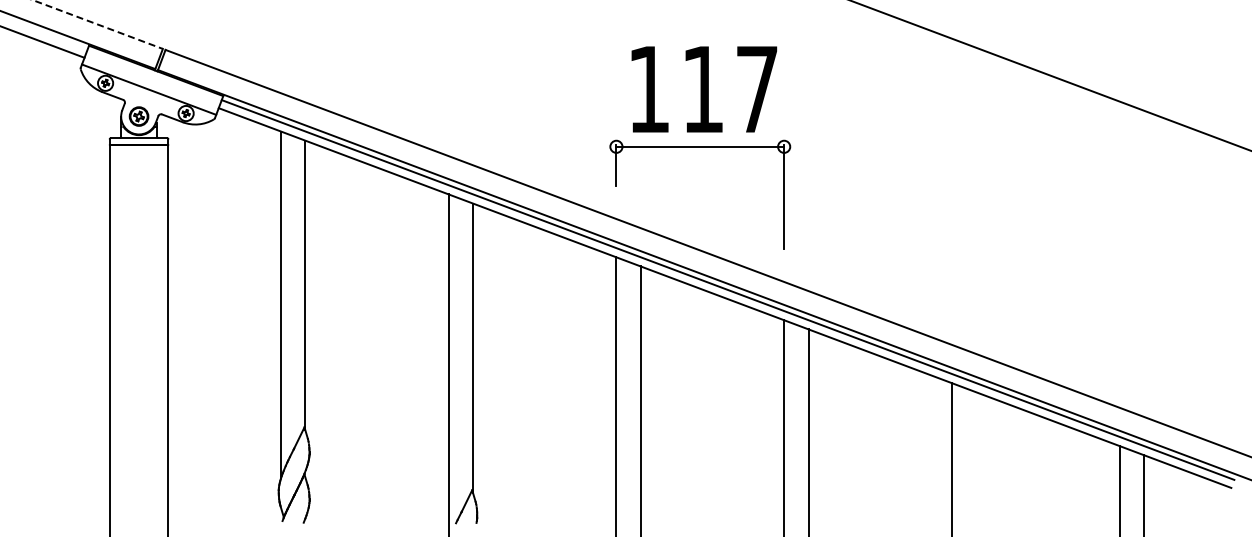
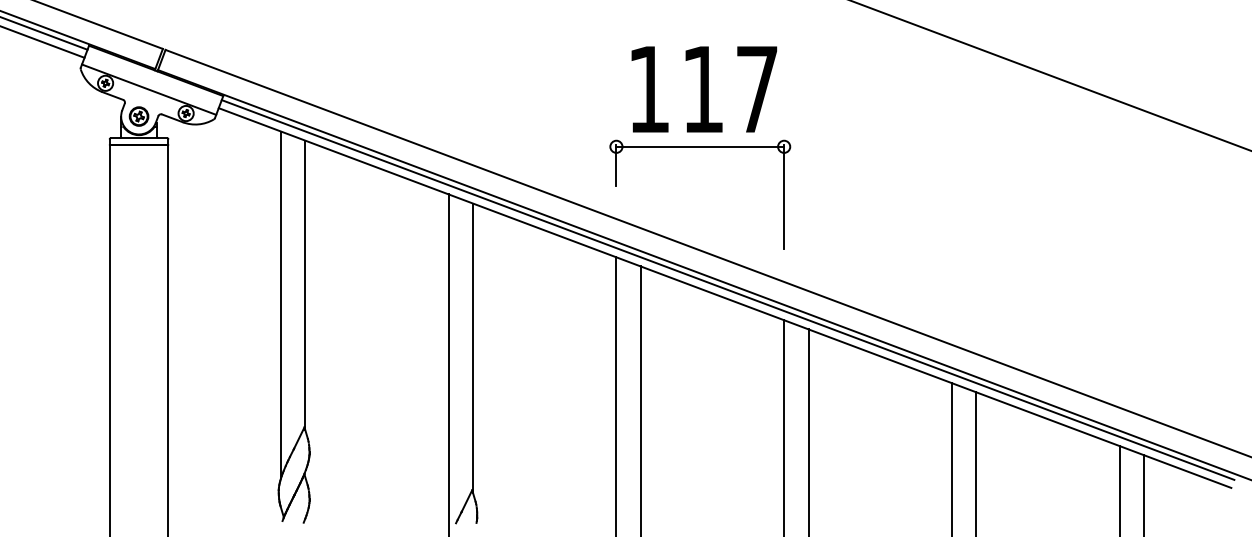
line: dashed -> solid (98, 24)
line: none -> present (44, 33)
line: none -> present (976, 462)
